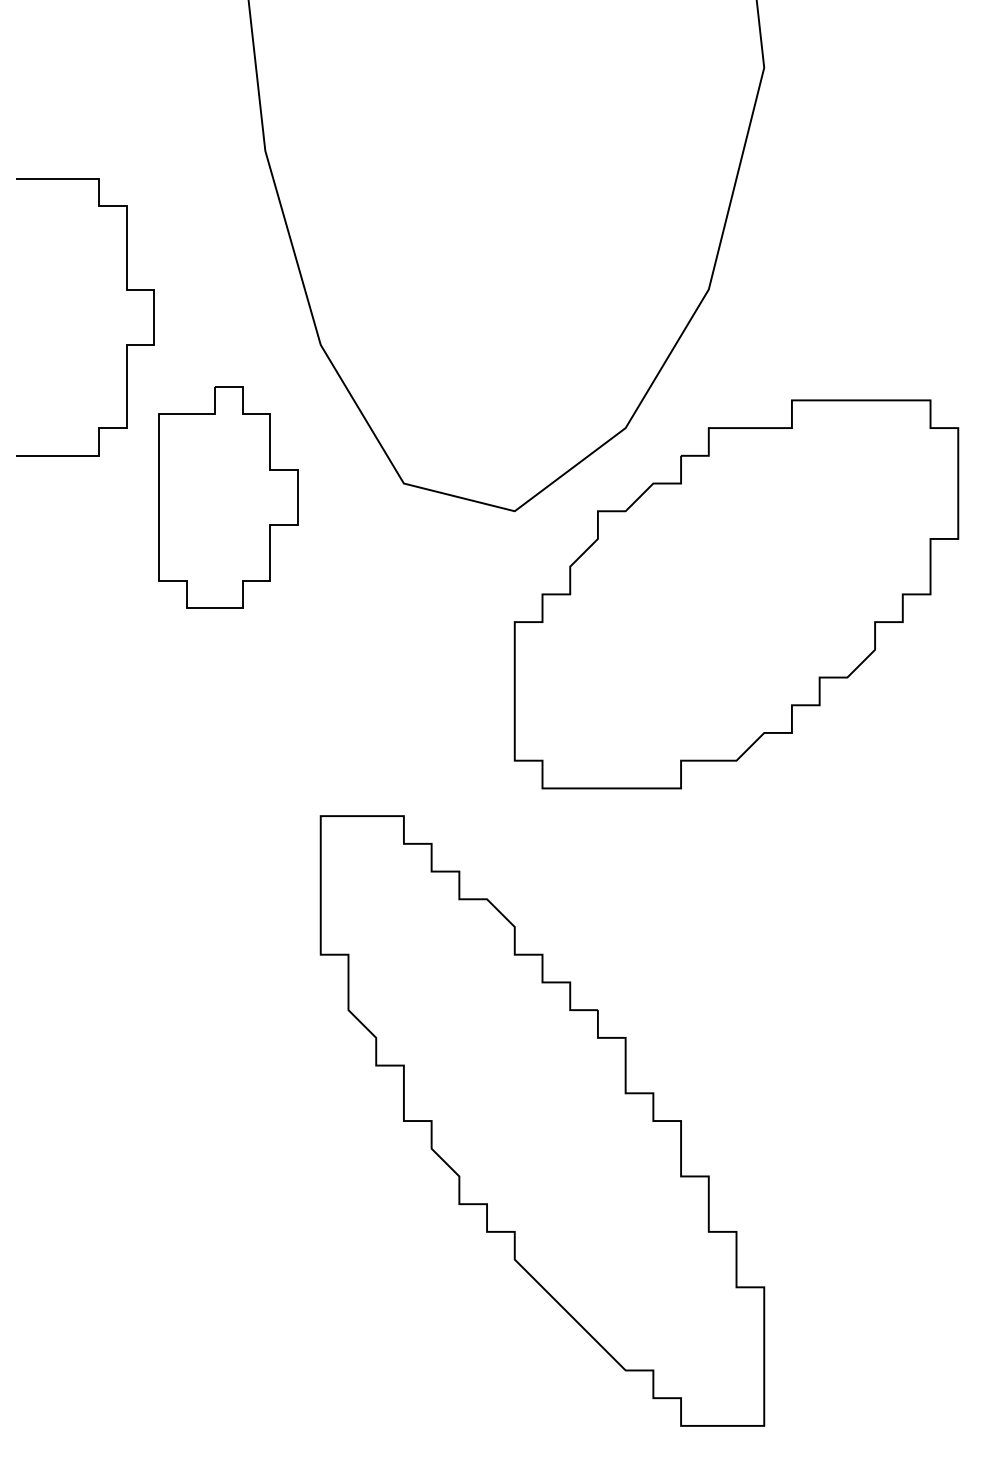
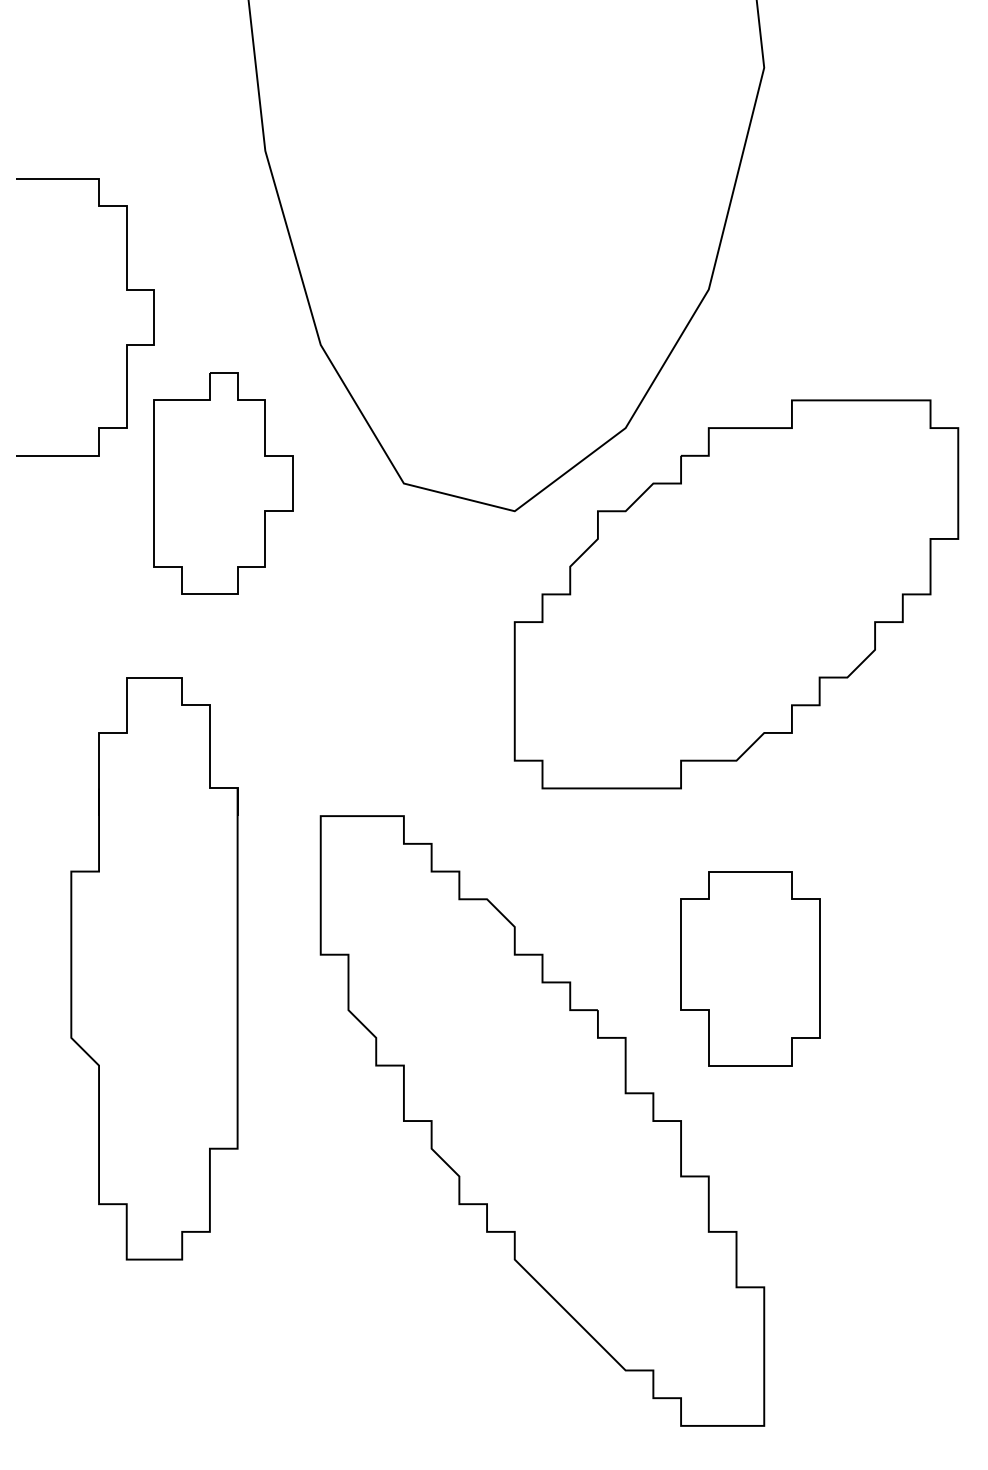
part position: (228, 497) -> (223, 483) (223, 483)
part: none -> present (154, 968)
part: none -> present (750, 968)
